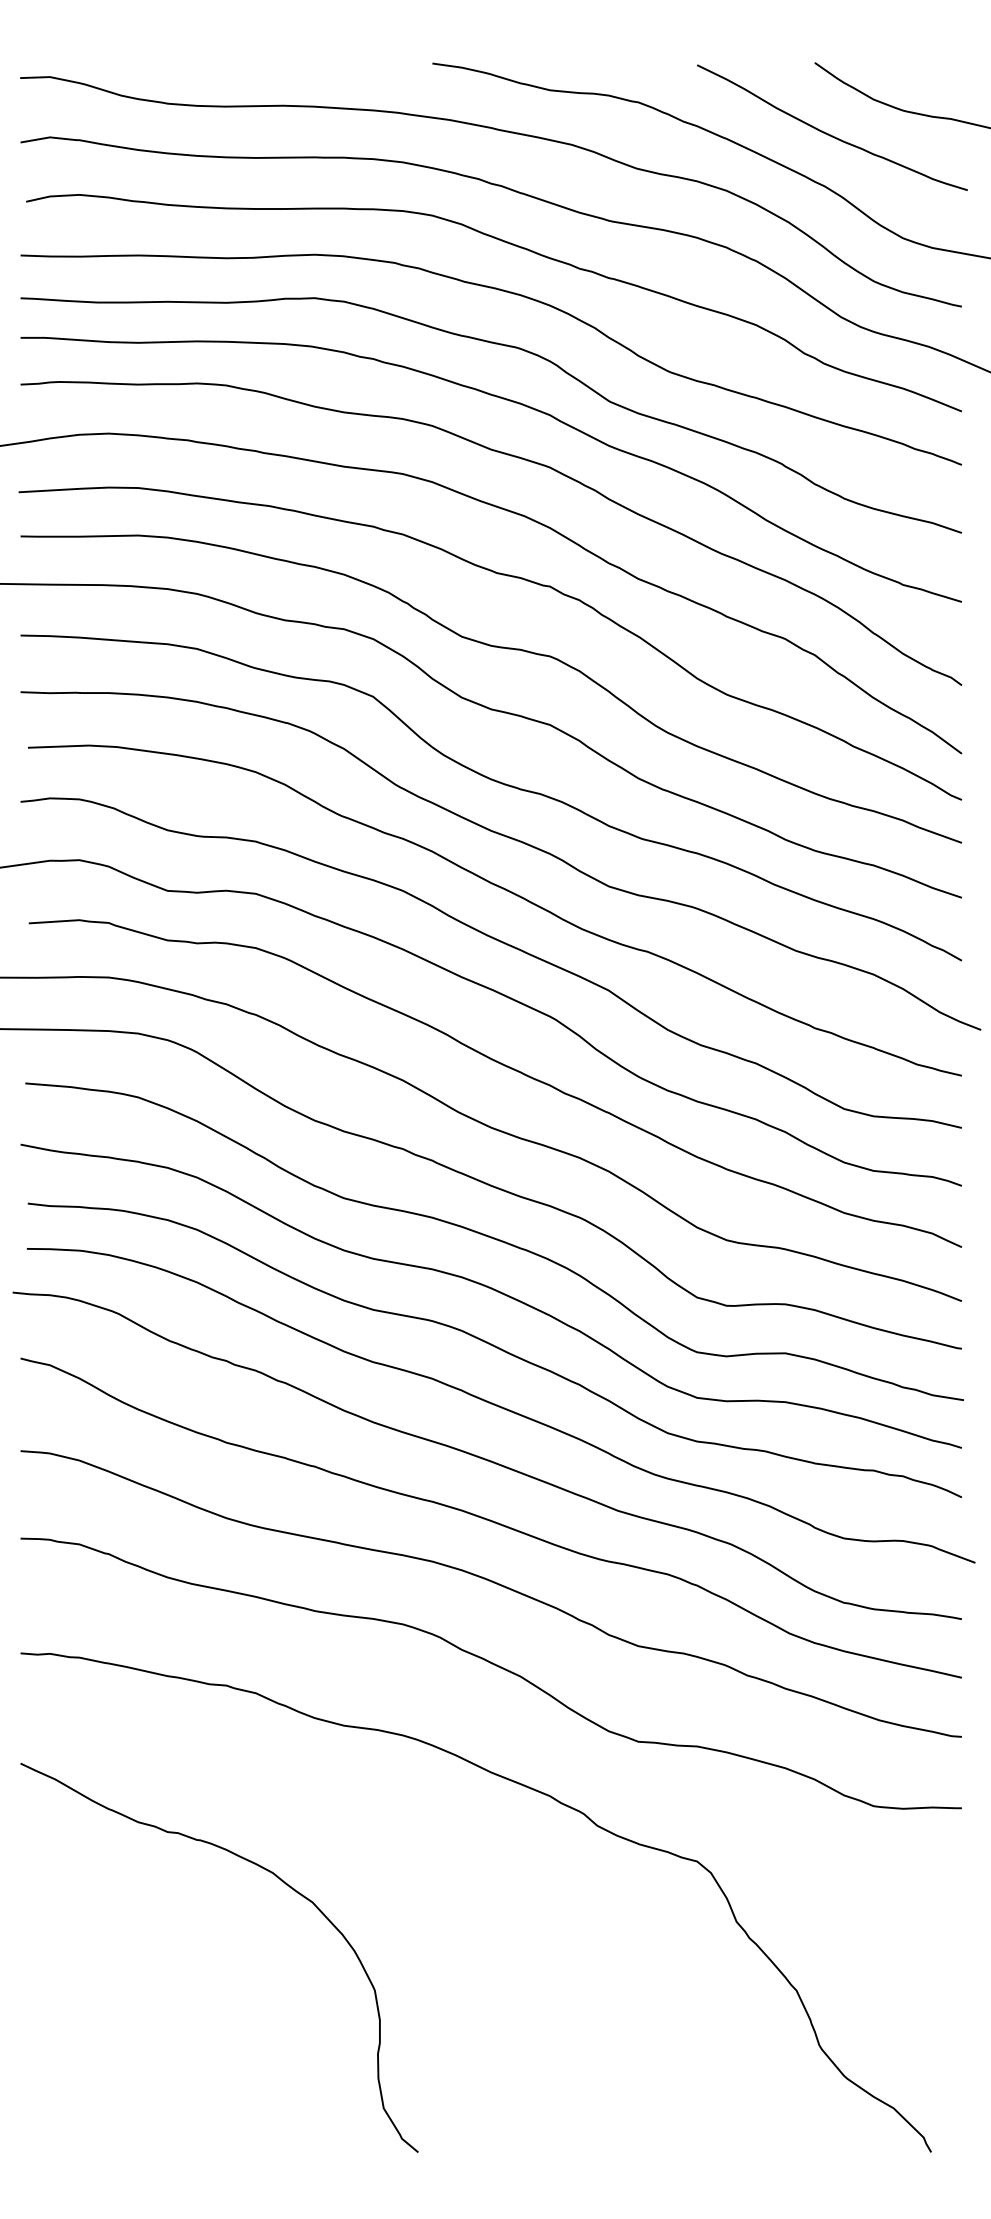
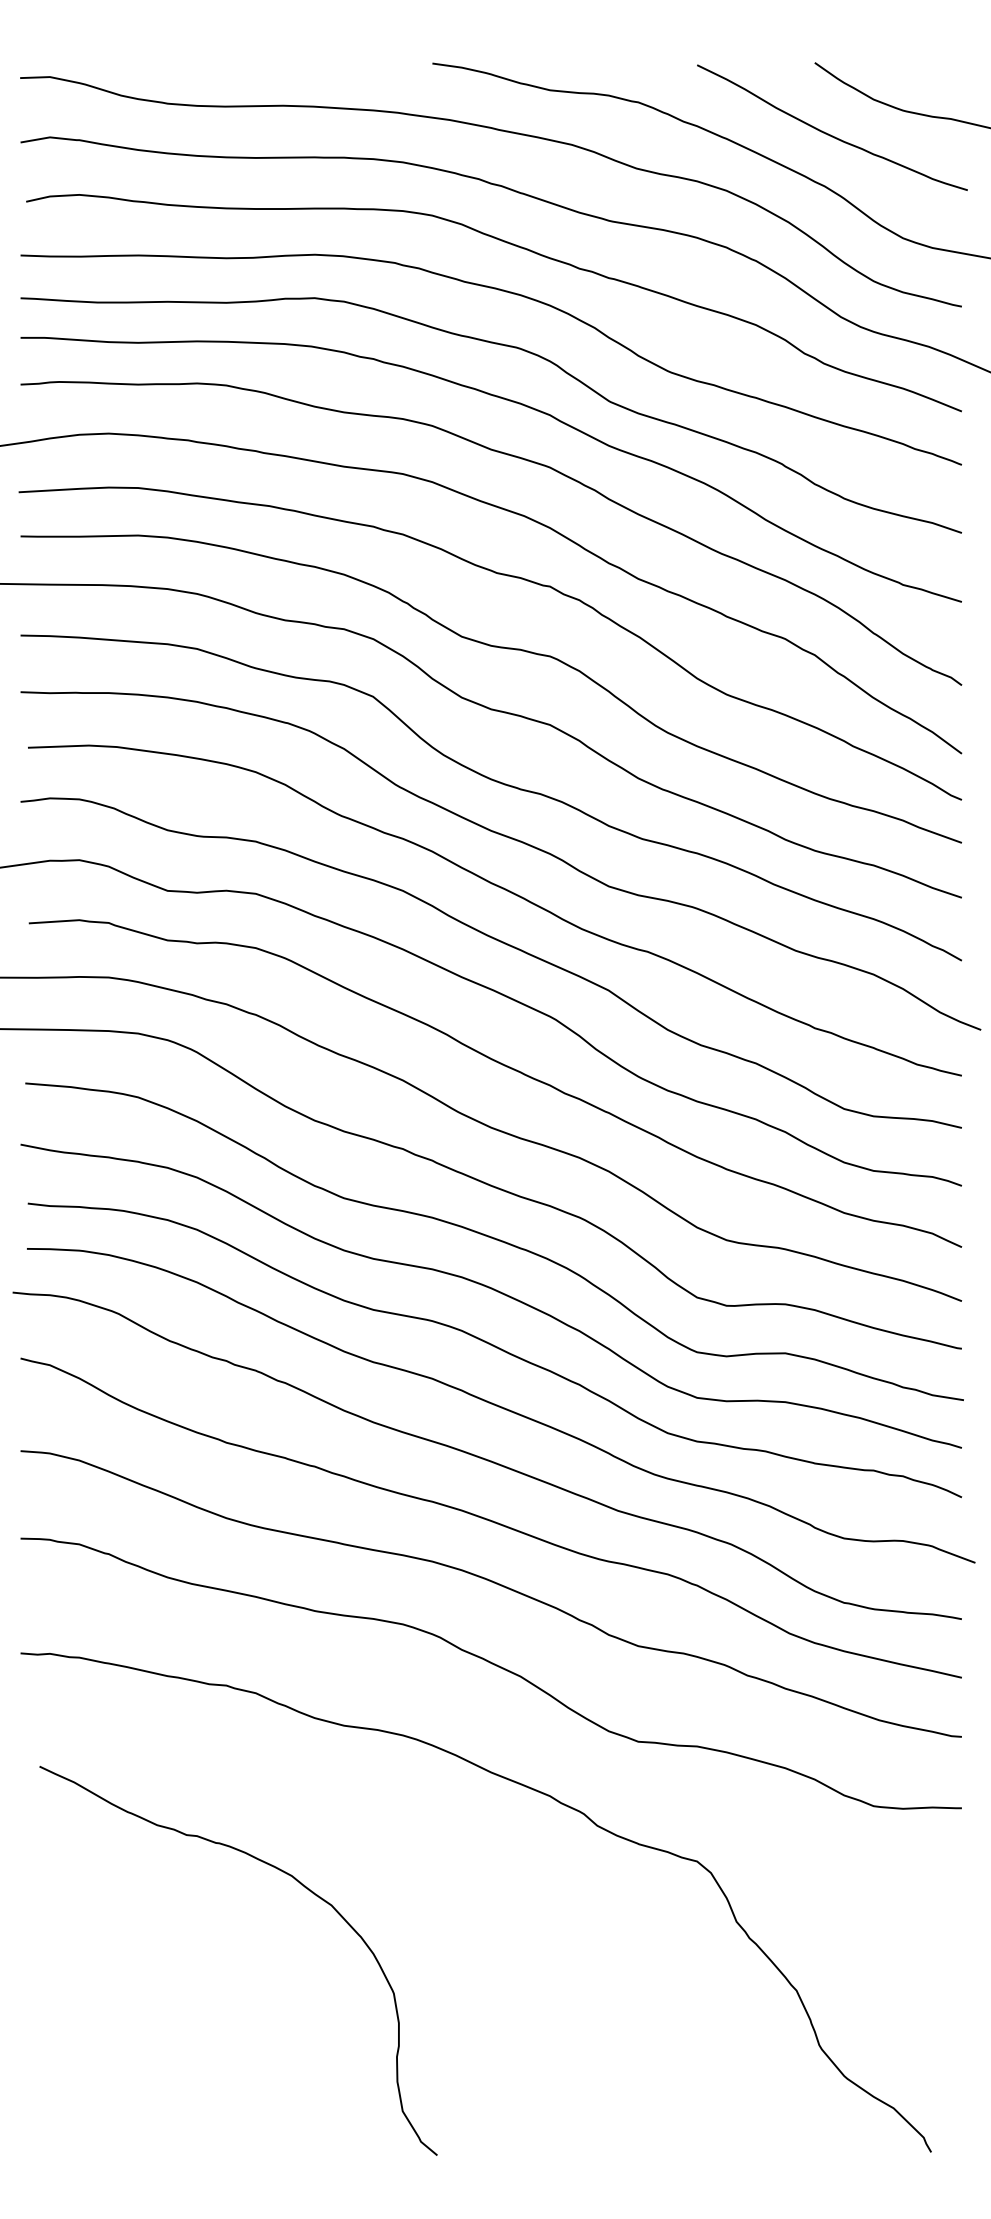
curve position: (282, 1882) -> (301, 1885) (301, 1885)
